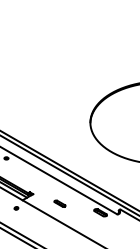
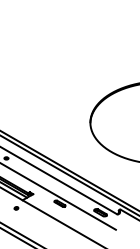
line: none -> present (58, 196)
